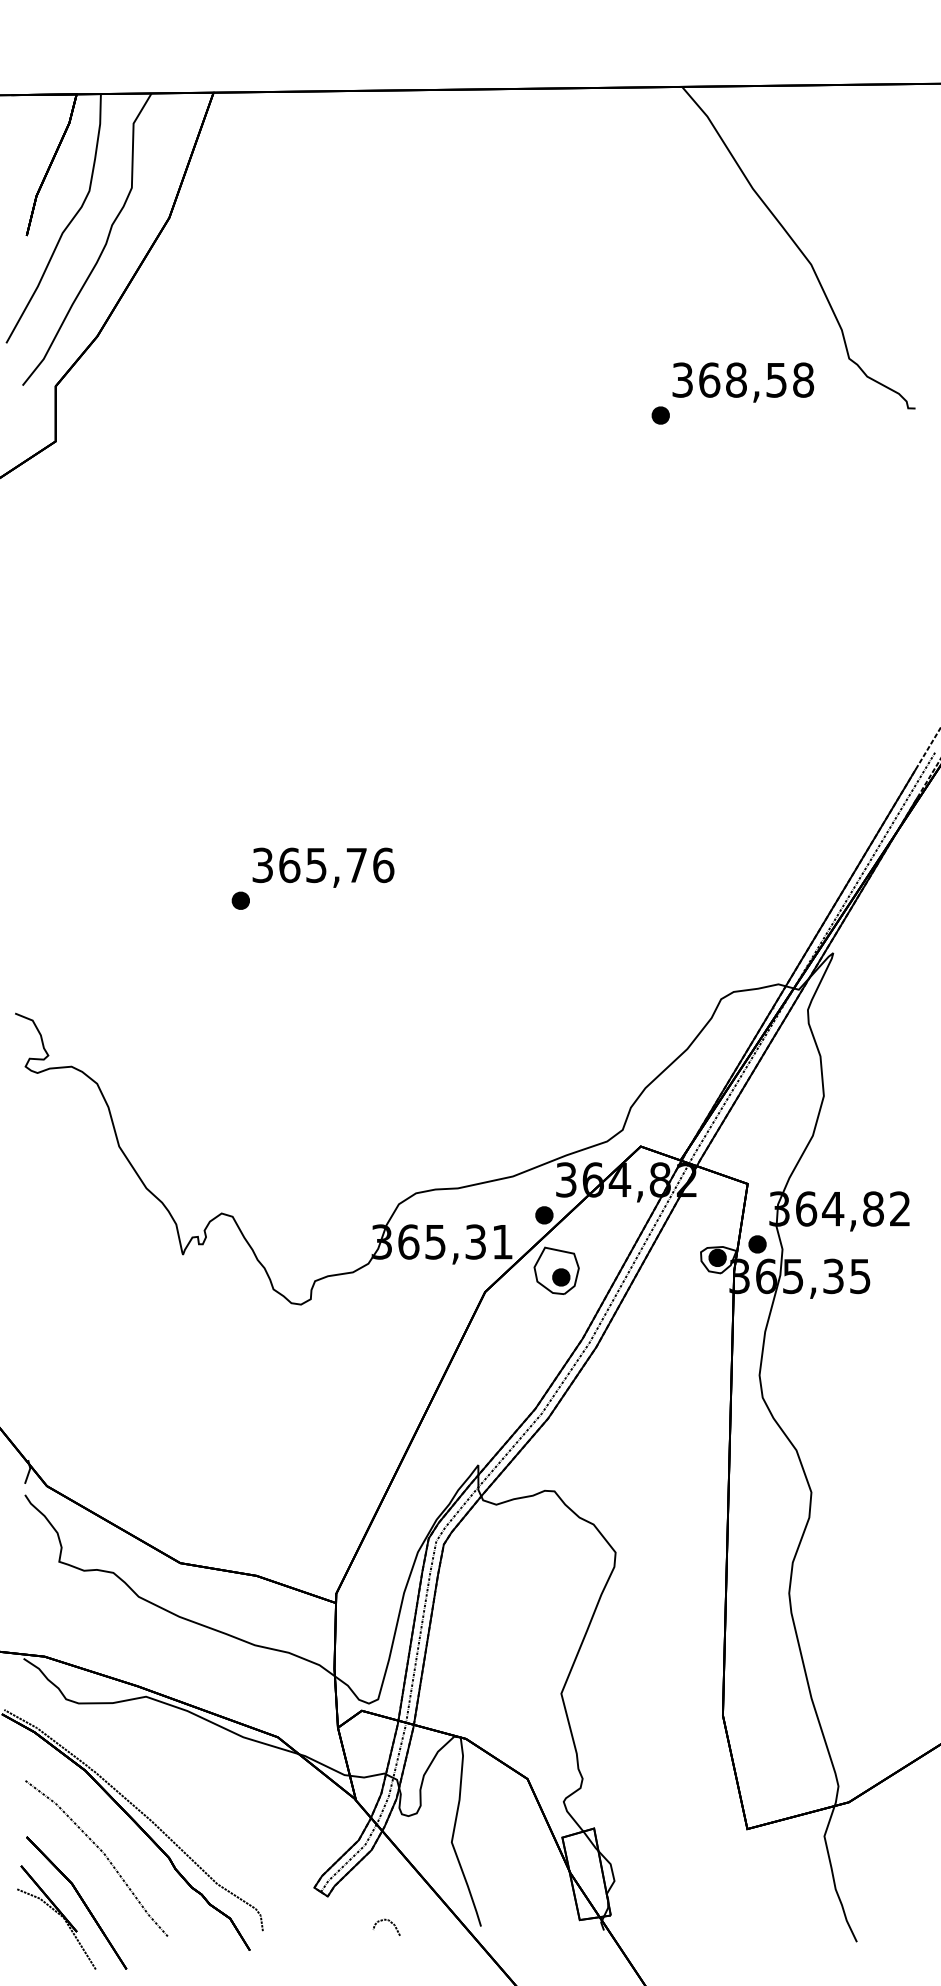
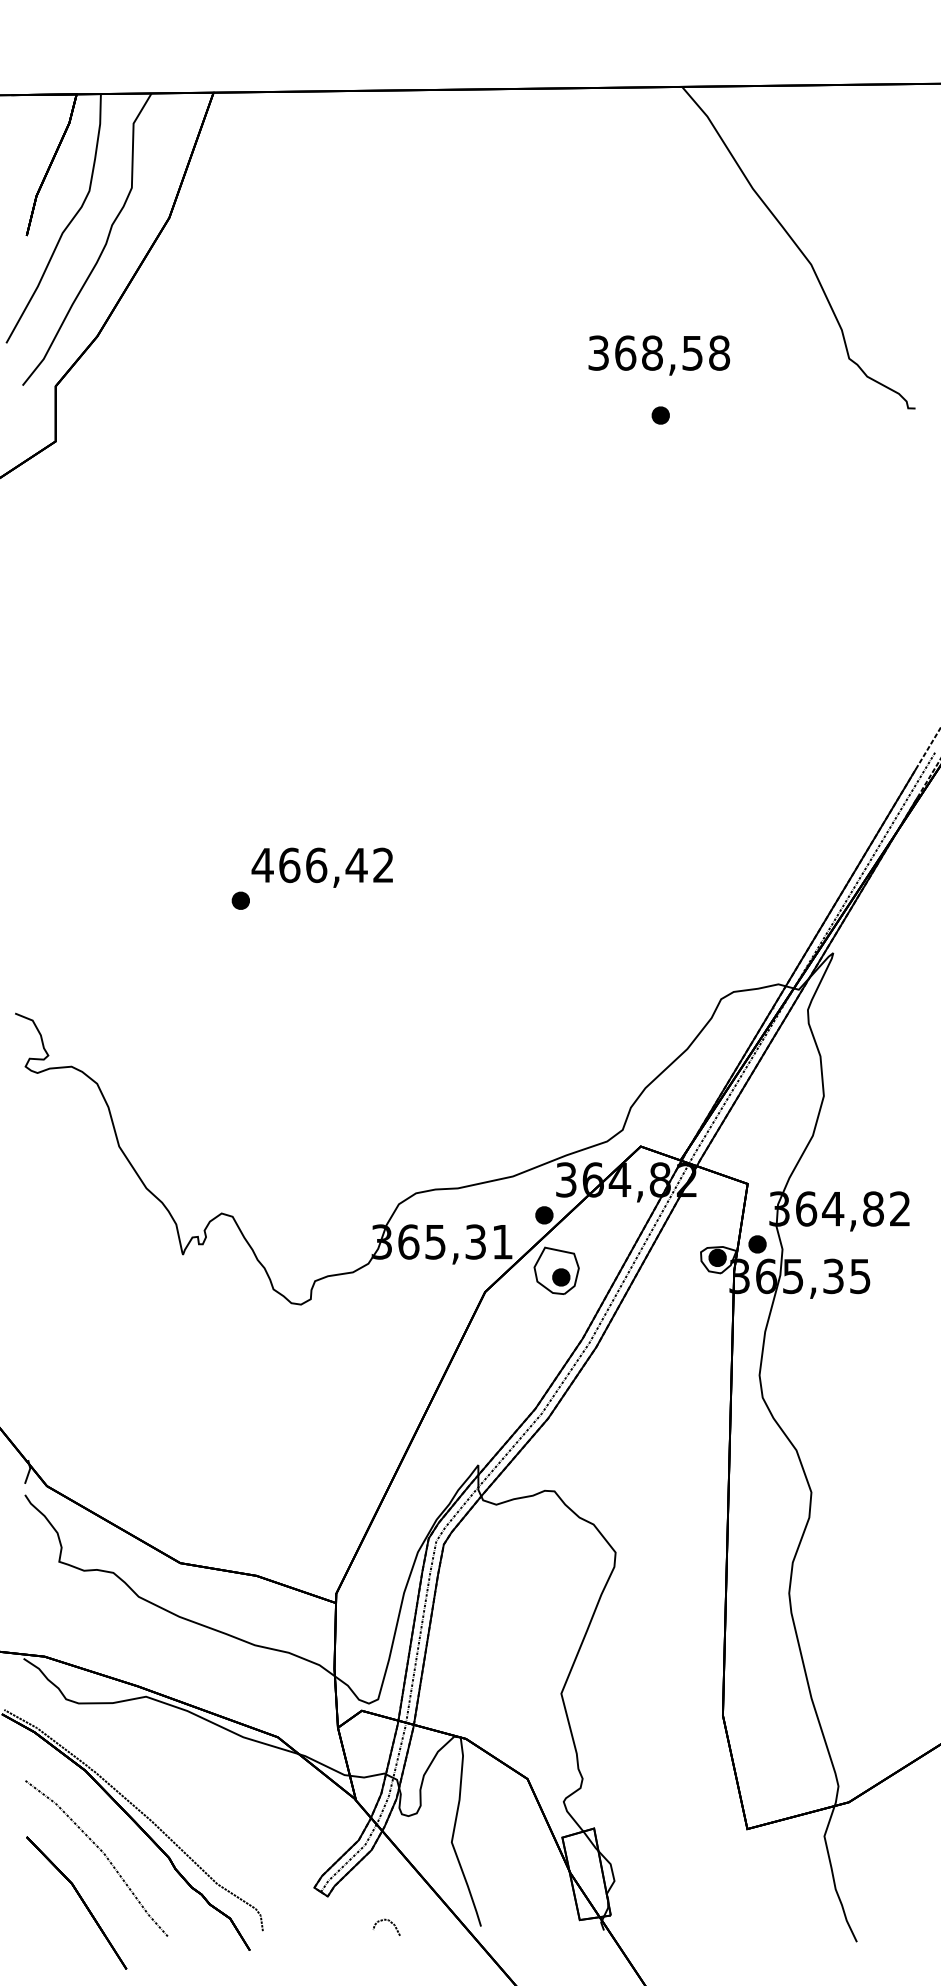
text position: (743, 382) -> (659, 355) (659, 355)
text: 365,76 -> 466,42 (322, 865)
part: present -> none (56, 1917)
